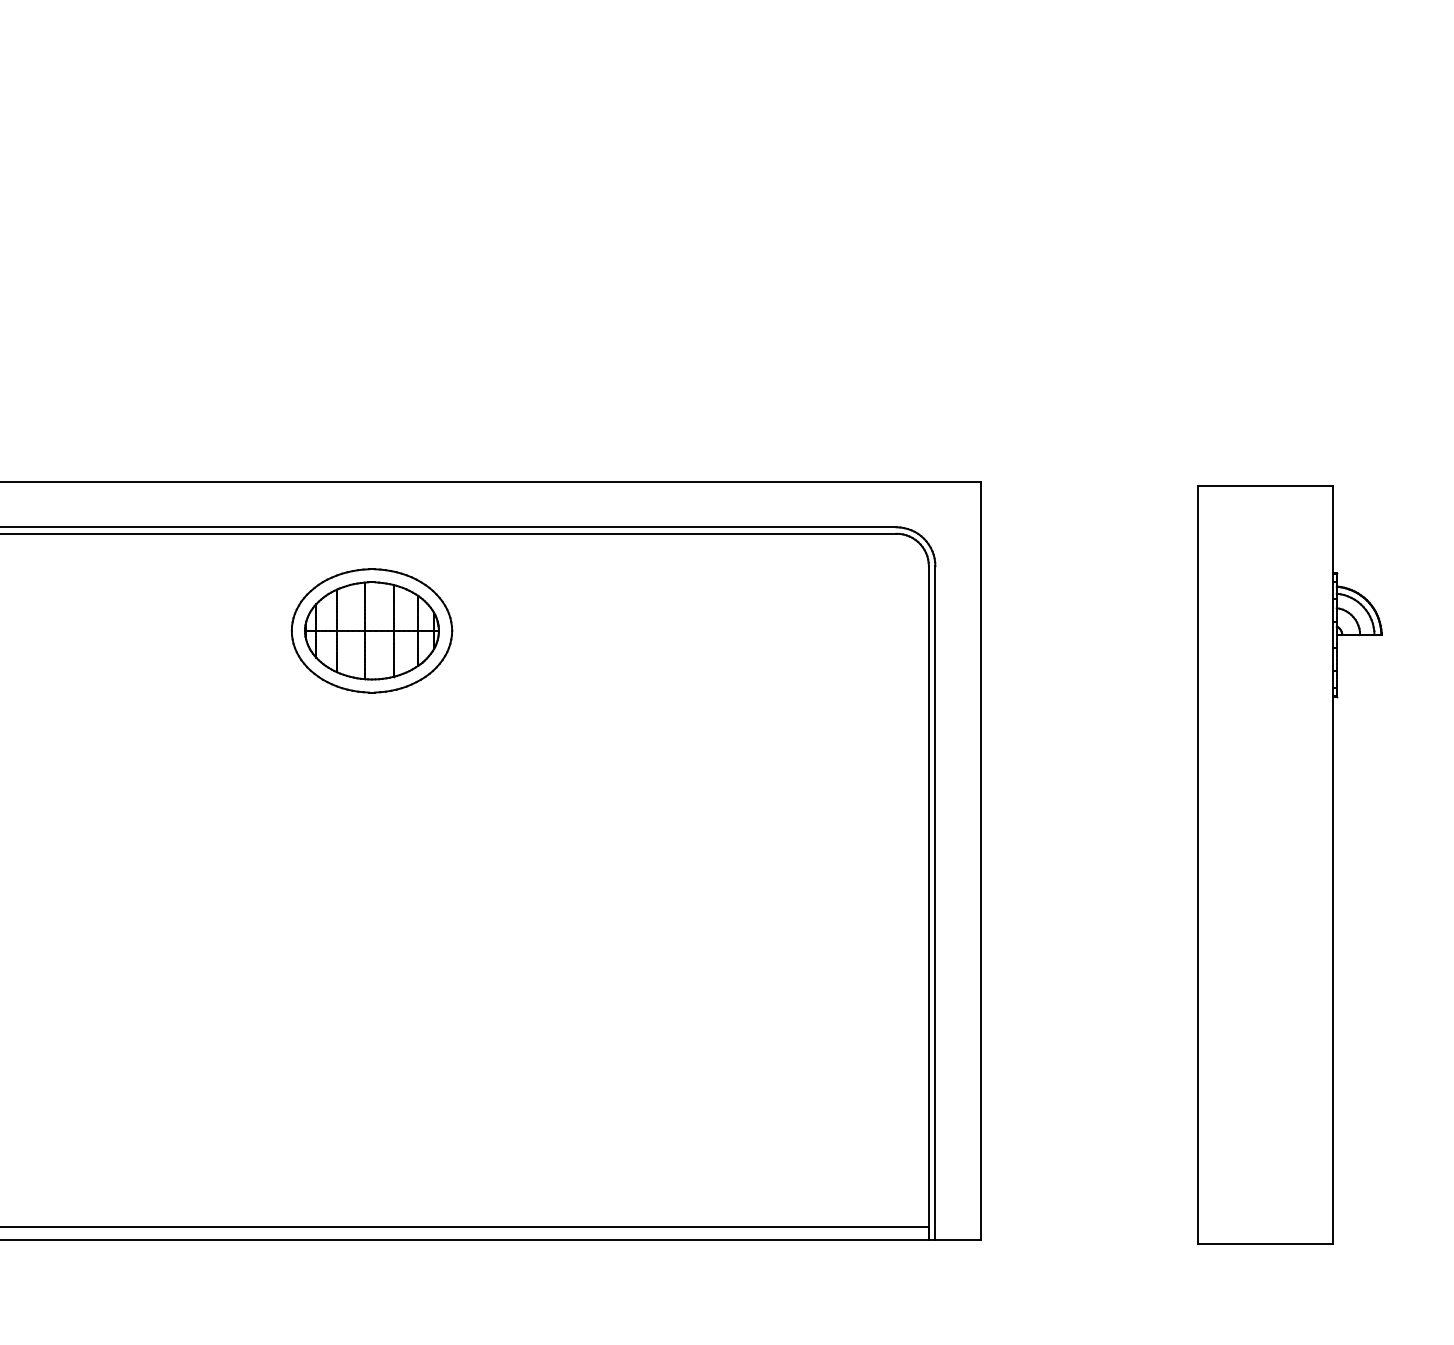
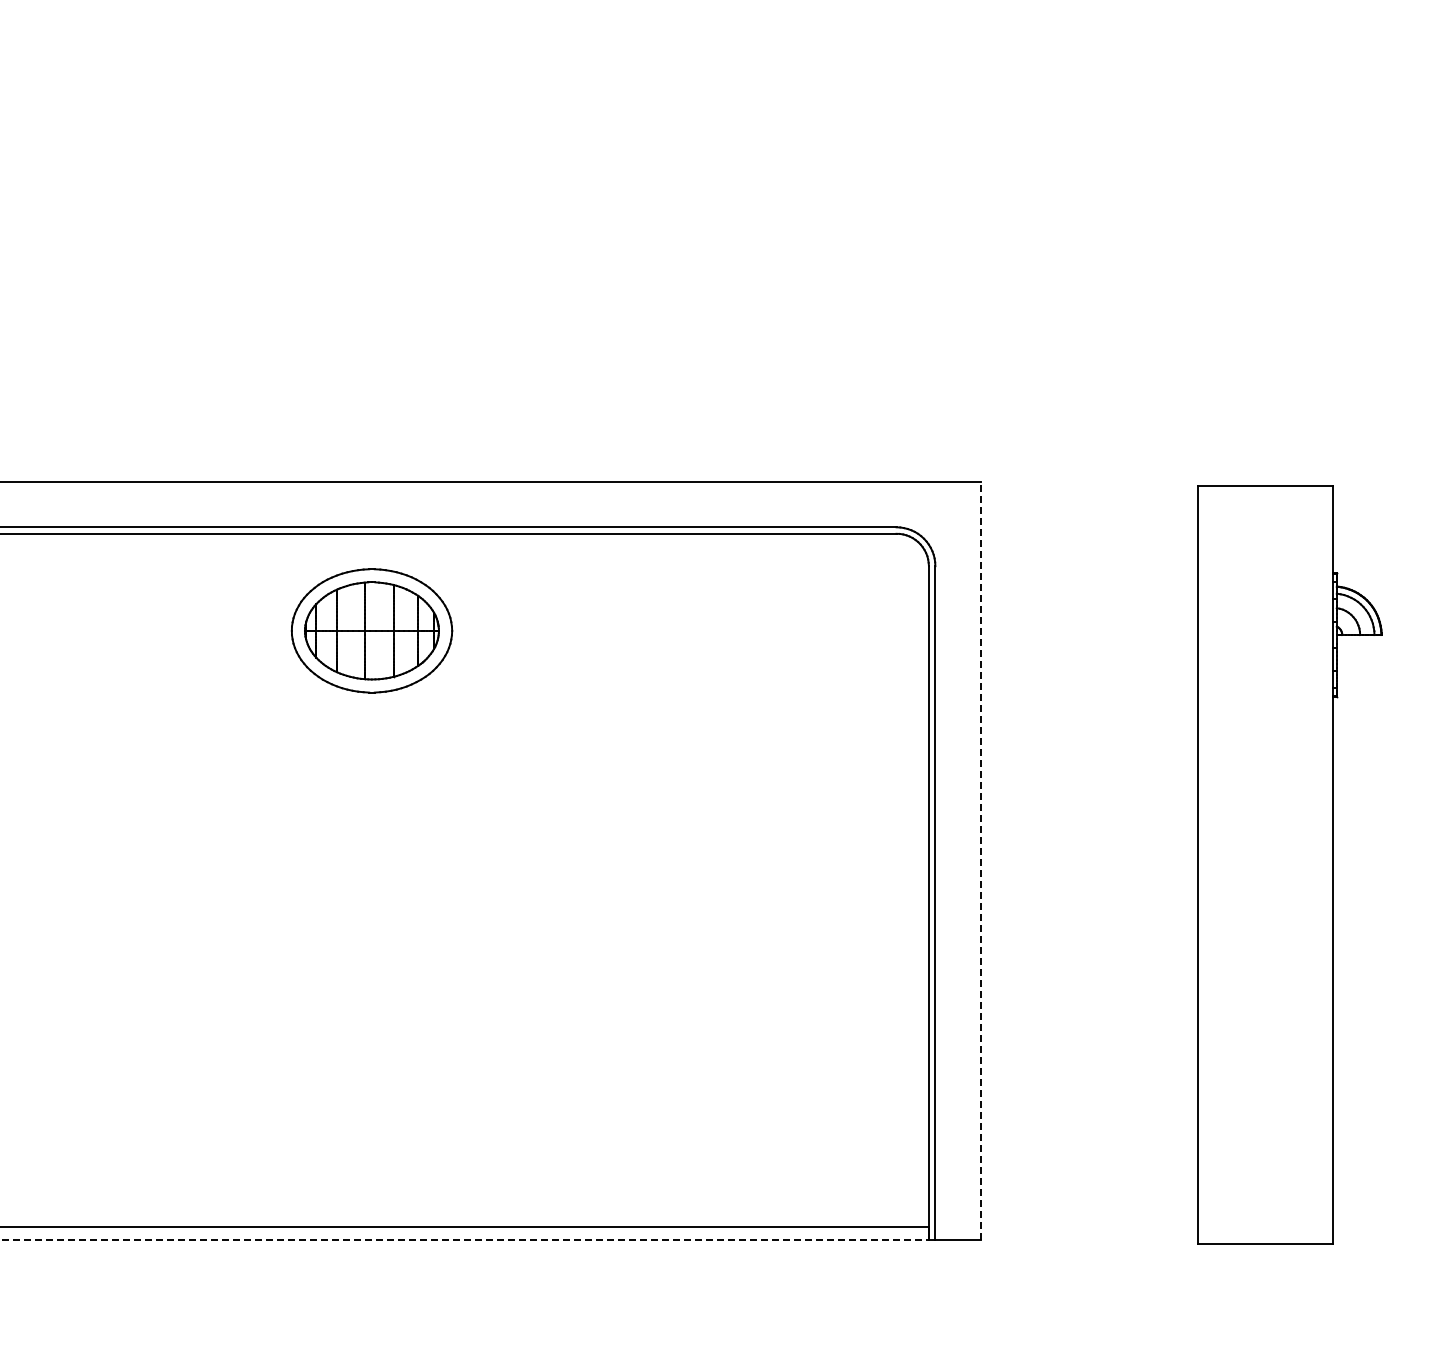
line: solid -> dashed (980, 860)
line: solid -> dashed (465, 1239)
